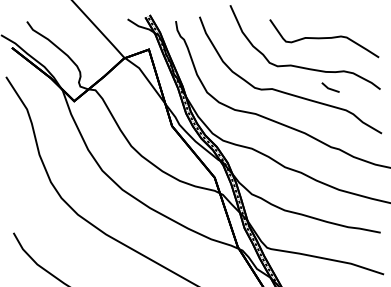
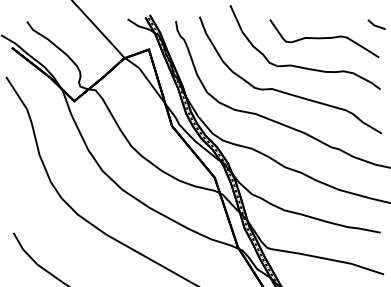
line position: (329, 87) -> (375, 24) (375, 24)
